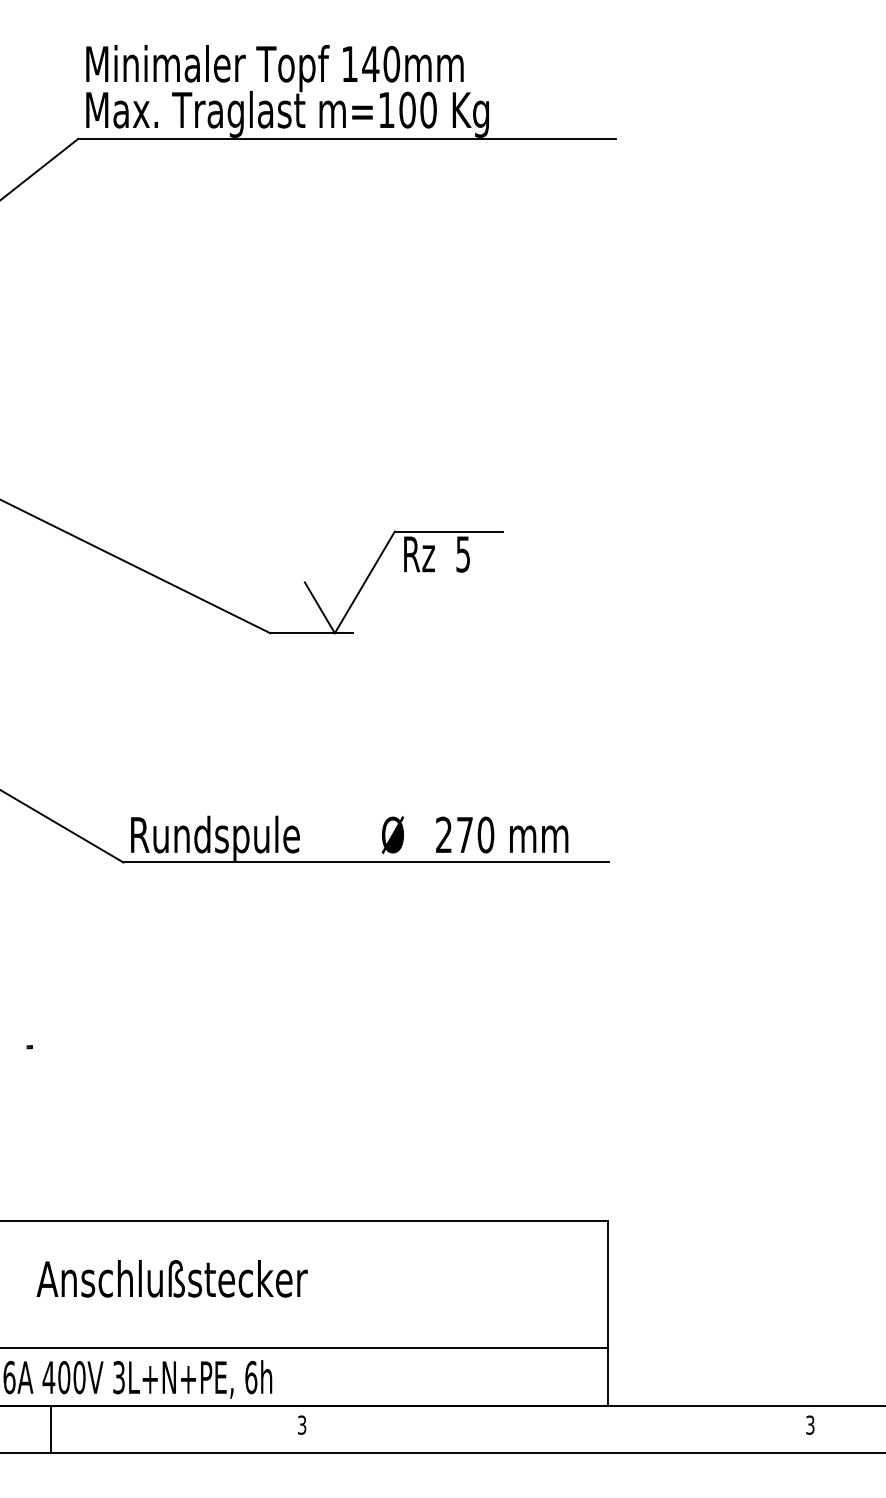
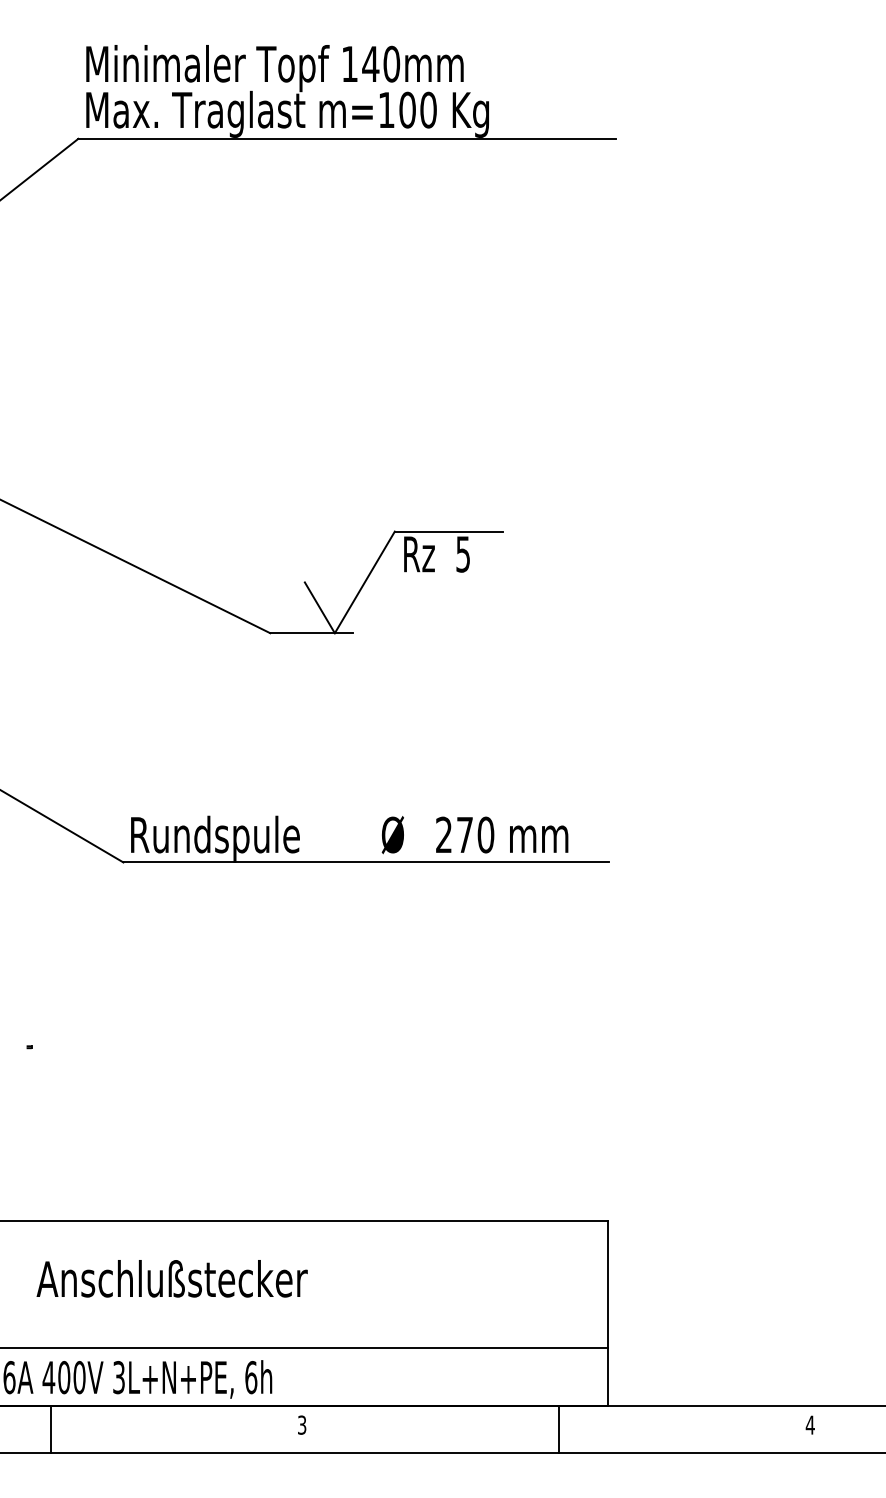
text: 3 -> 4 (809, 1424)
line: none -> present (559, 1429)
